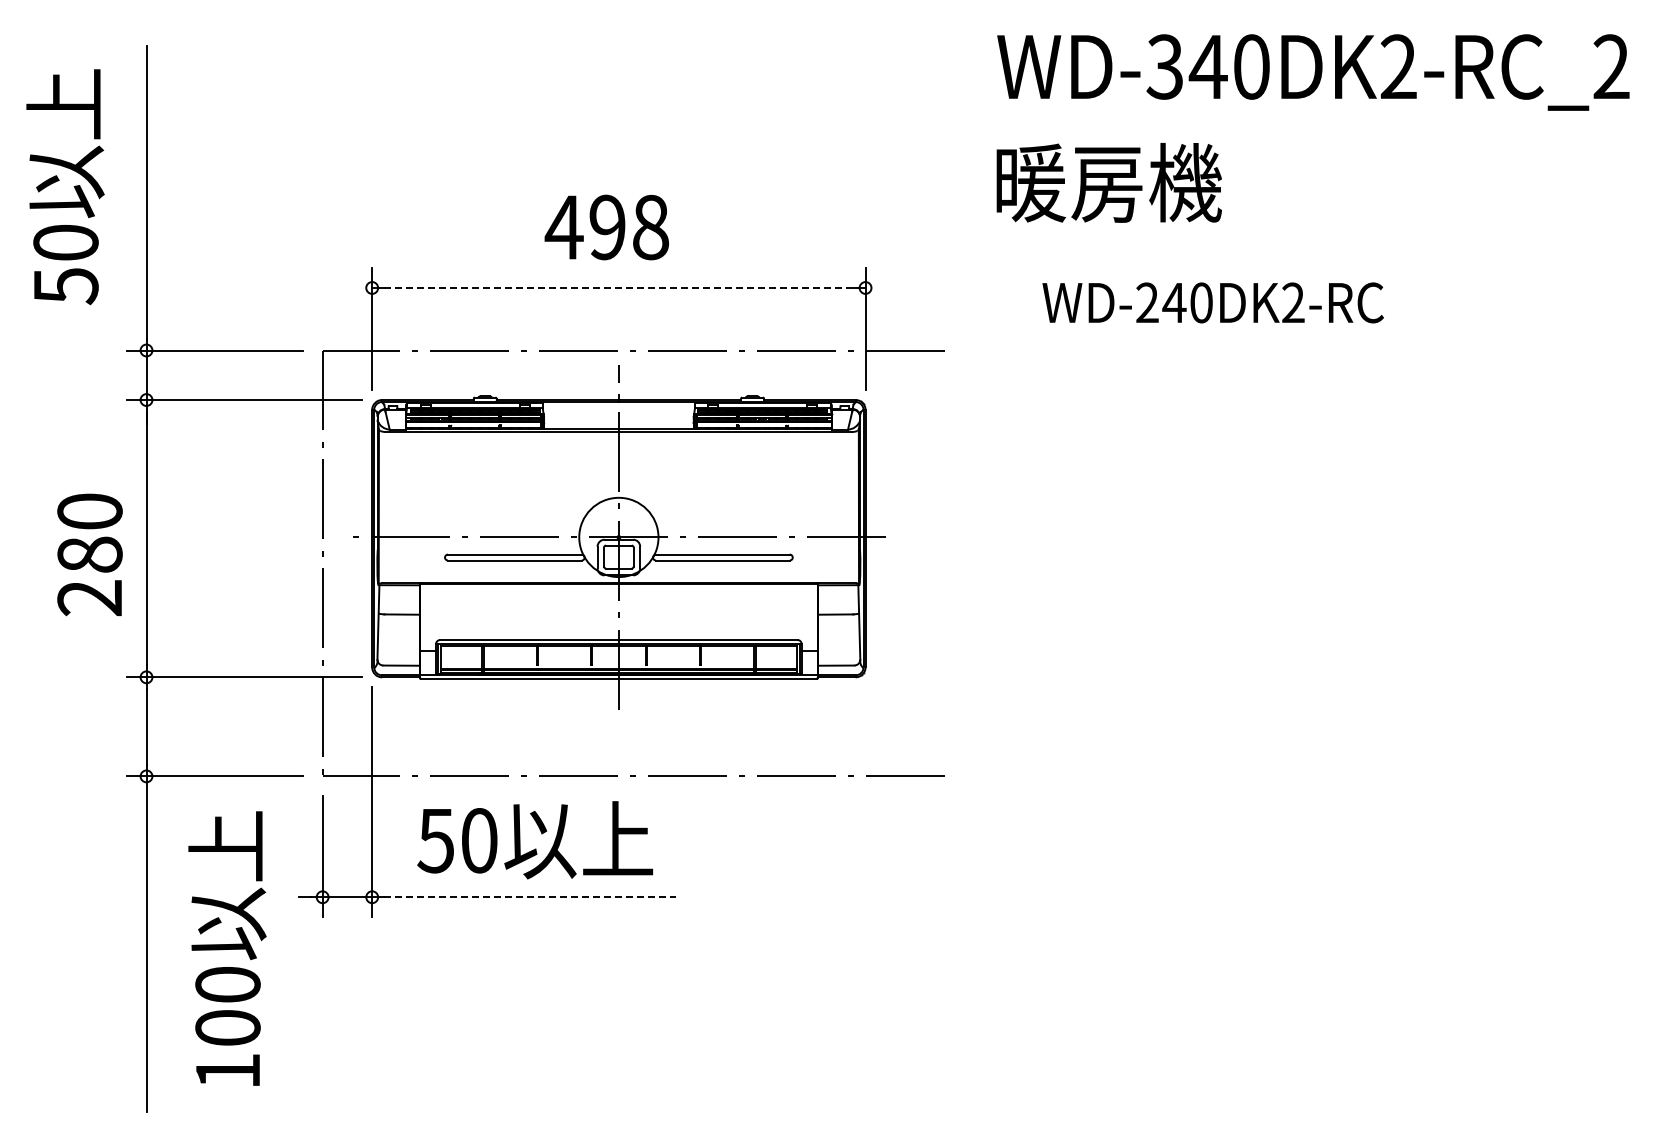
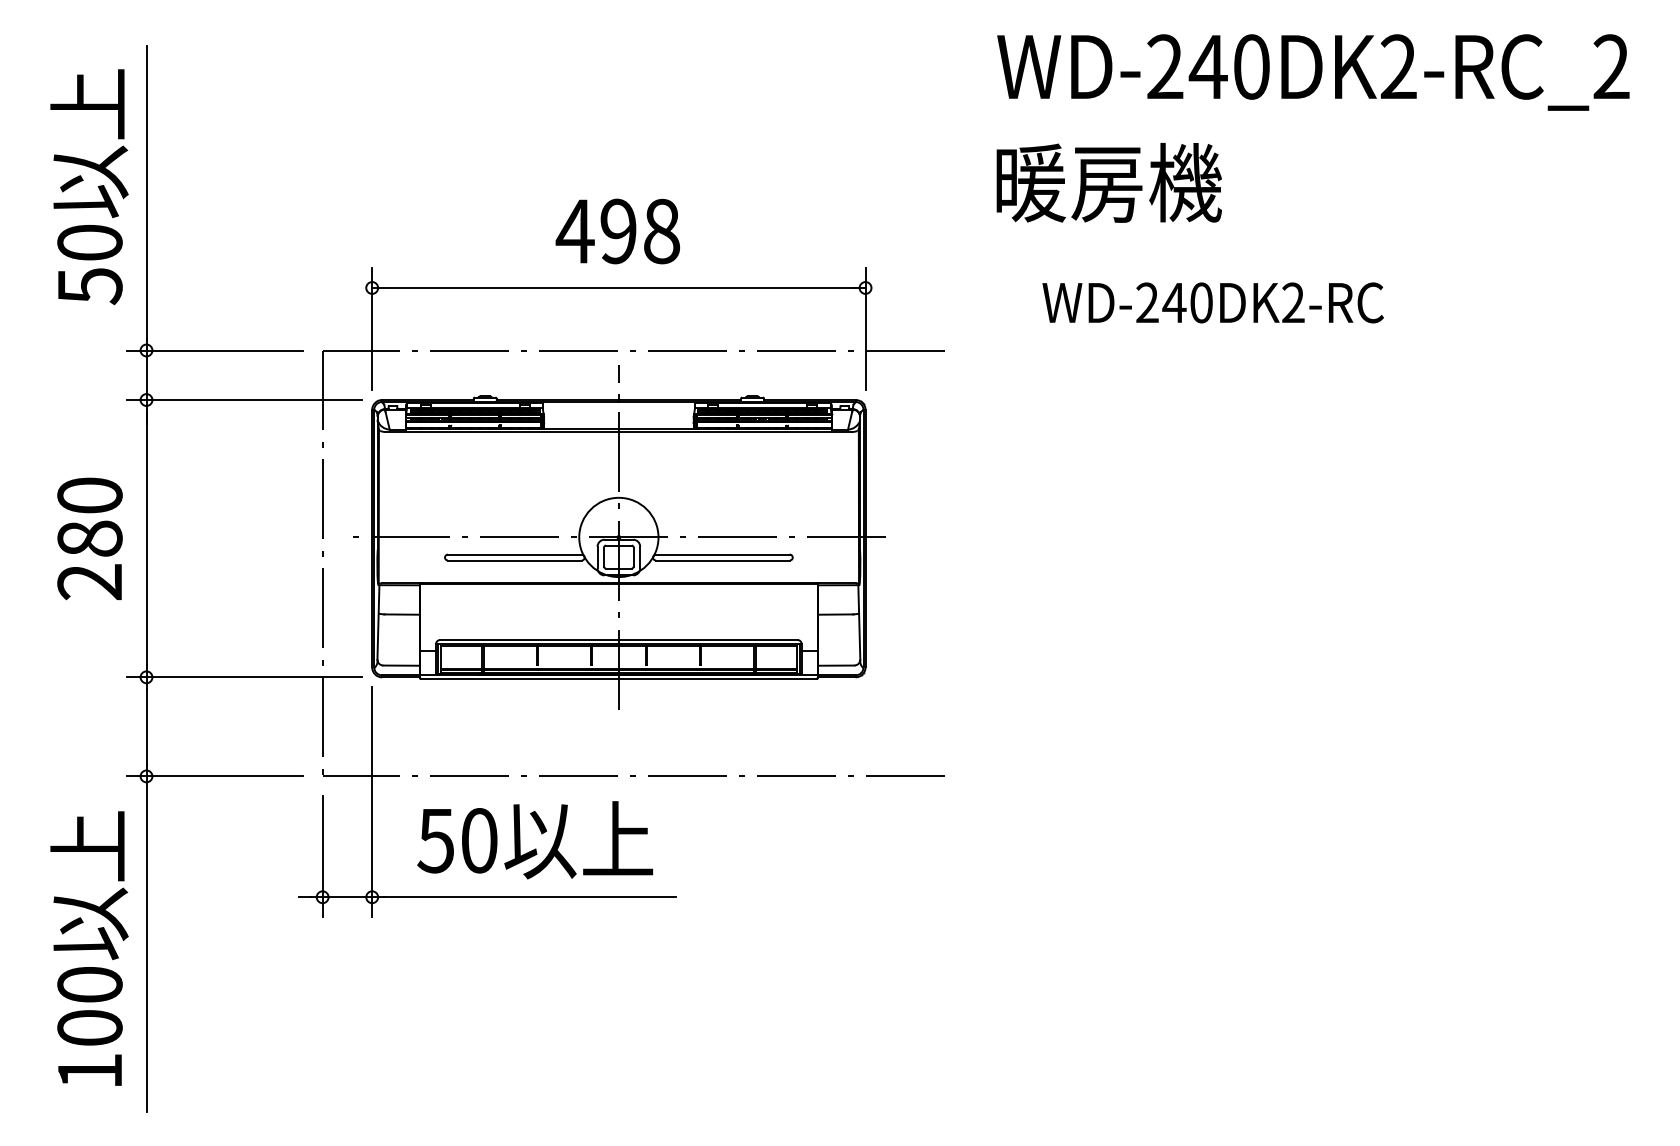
text: WD-340DK2-RC_2 -> WD-240DK2-RC_2 (1164, 66)
text position: (65, 187) -> (89, 187) (89, 187)
text position: (606, 227) -> (617, 231) (617, 231)
line: dashed -> solid (618, 287)
text position: (89, 554) -> (89, 538) (89, 538)
line: dashed -> solid (530, 897)
text position: (227, 948) -> (89, 948) (89, 948)
